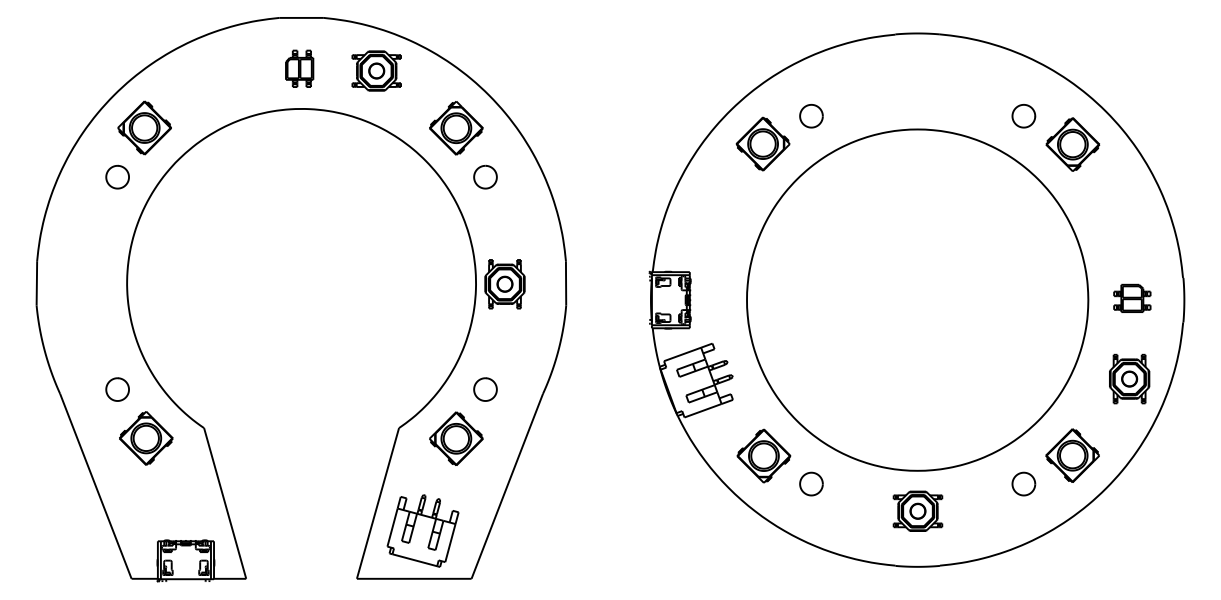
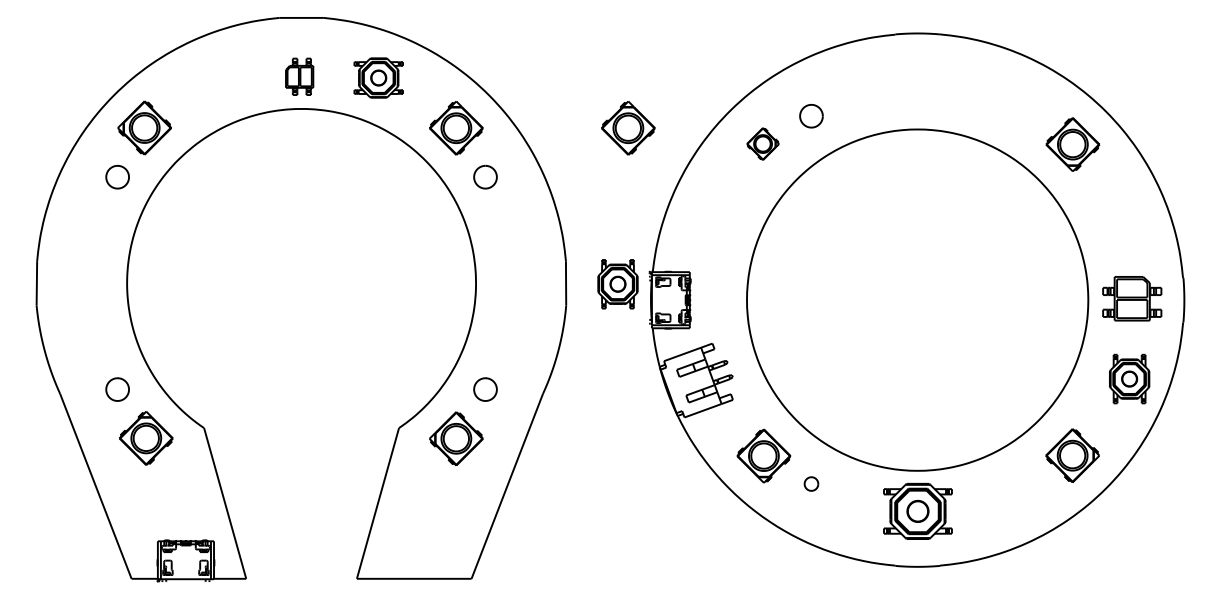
part position: (299, 68) -> (299, 76) (299, 76)
part position: (376, 70) -> (378, 77) (378, 77)
part: present -> none (1023, 116)
part: none -> present (628, 128)
part size: 56x56 px -> 34x34 px (762, 143)
part position: (504, 284) -> (617, 284) (617, 284)
part size: 39x30 px -> 61x46 px (1132, 298)
part size: 25x26 px -> 17x16 px (811, 483)
part: present -> none (1023, 483)
part size: 52x42 px -> 70x58 px (917, 510)
part: present -> none (422, 530)
